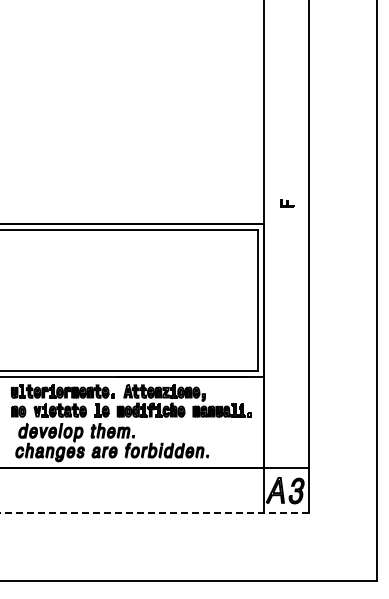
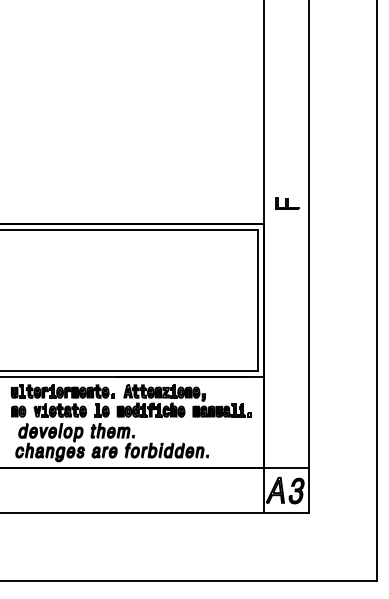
part size: 15x9 px -> 25x13 px (287, 203)
line: dashed -> solid (154, 513)
